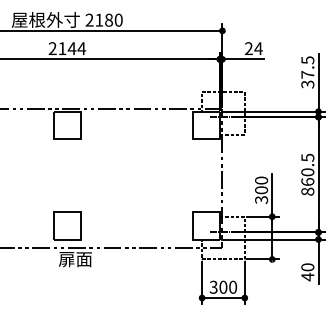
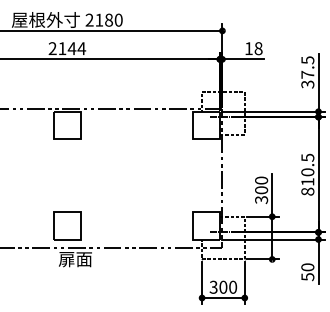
text: 24 -> 18 (253, 48)
text: 860.5 -> 810.5 (307, 181)
text: 40 -> 50 (307, 276)
